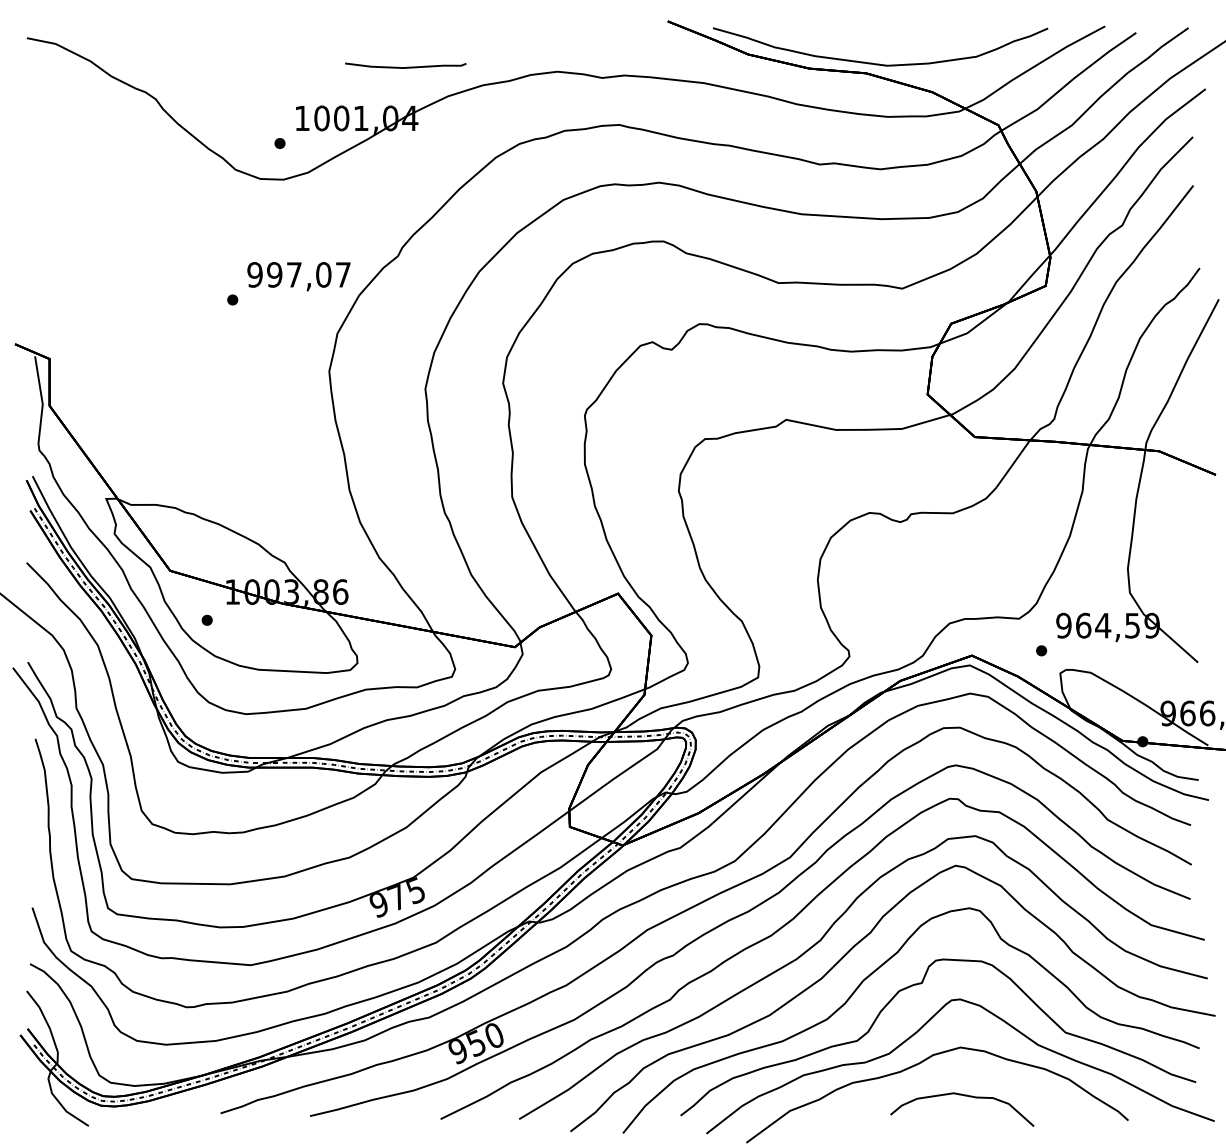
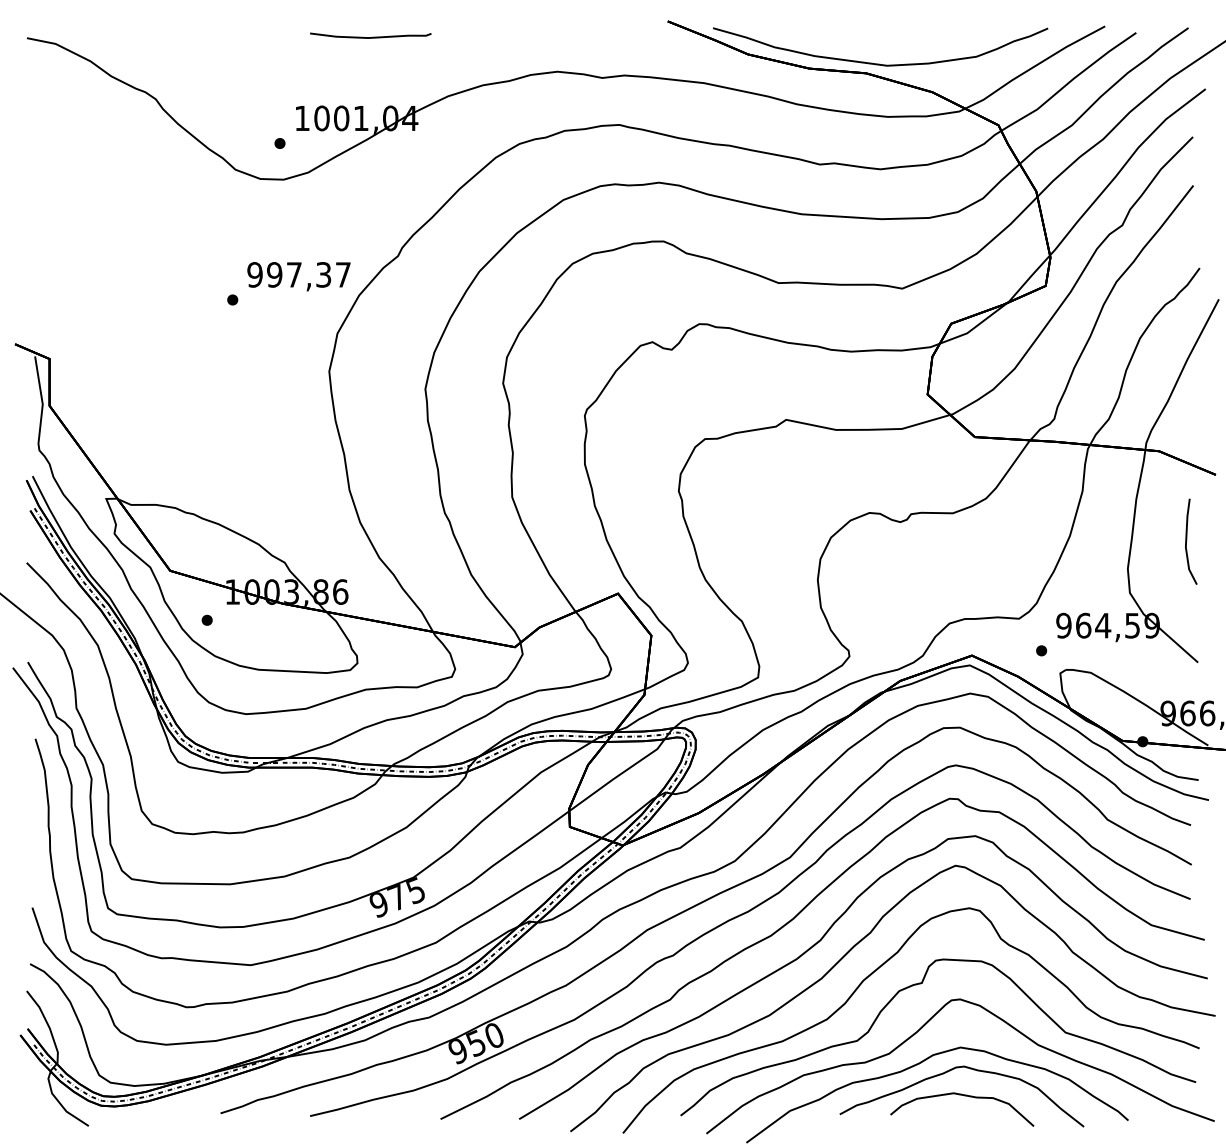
curve position: (405, 67) -> (370, 37) (370, 37)
text: 997,07 -> 997,37 (323, 274)
line: none -> present (1187, 540)
curve: none -> present (950, 1071)
